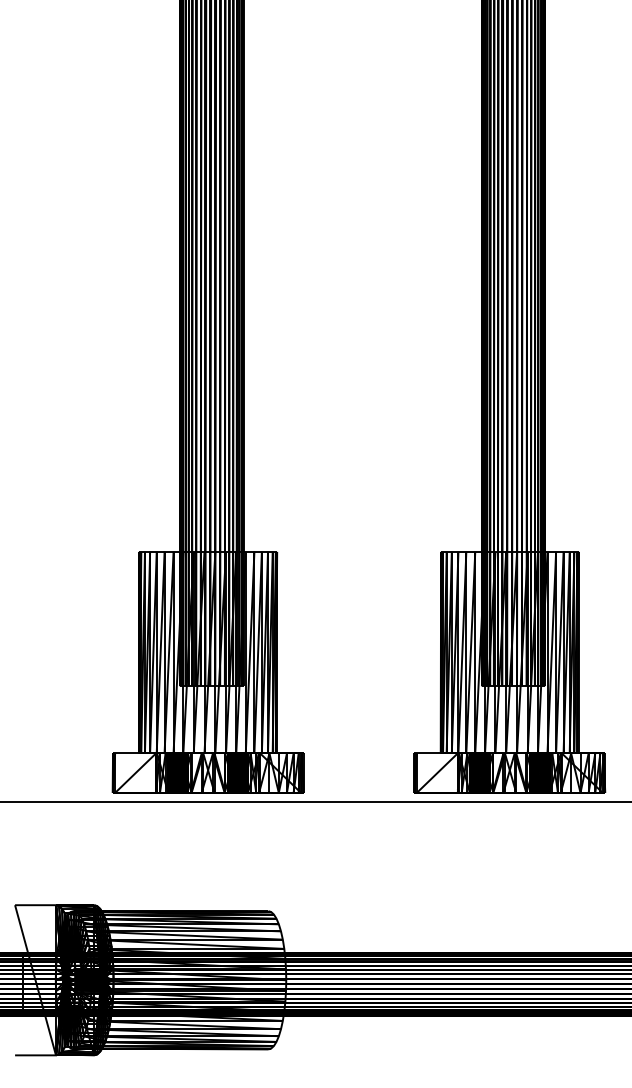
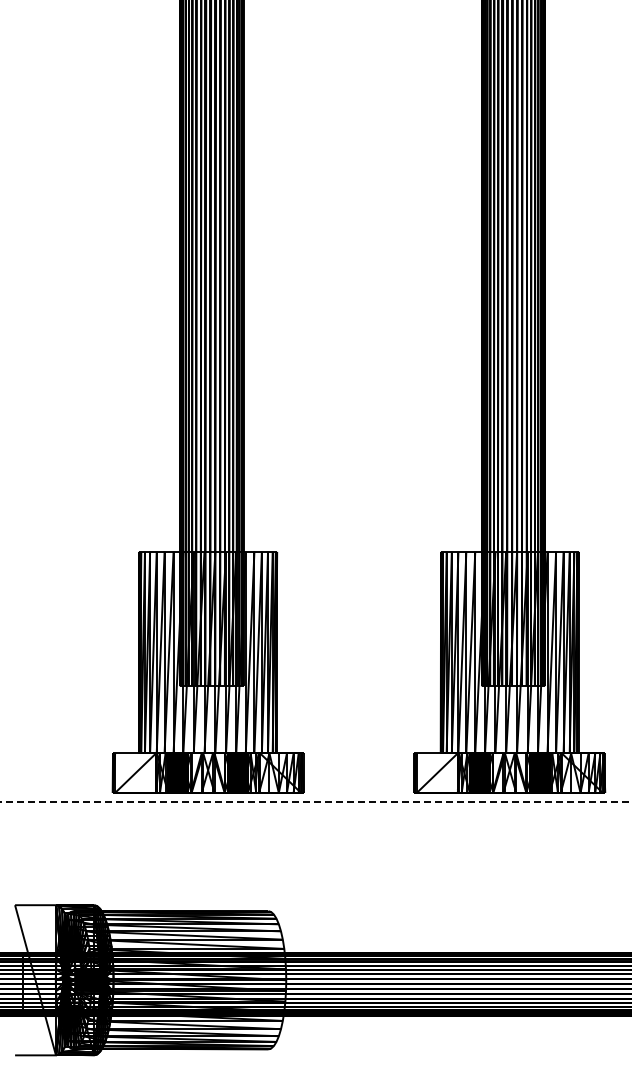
line: solid -> dashed (315, 801)
